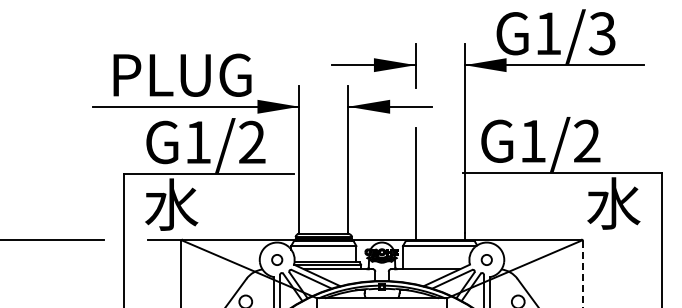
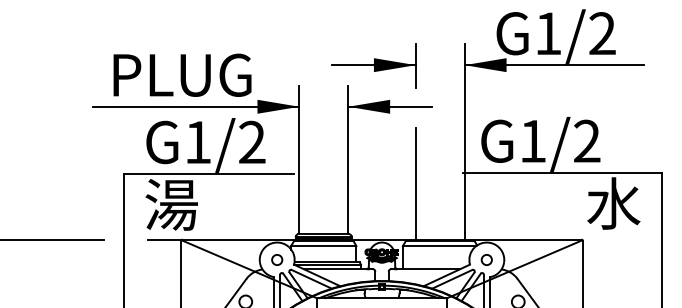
text: G1/3 -> G1/2 (601, 33)
text: 水 -> 湯 (171, 204)
line: dashed -> solid (582, 274)
